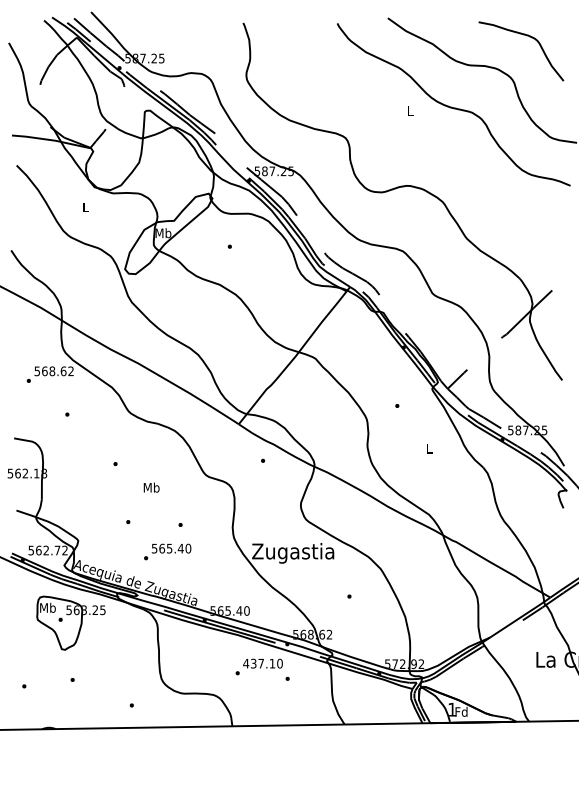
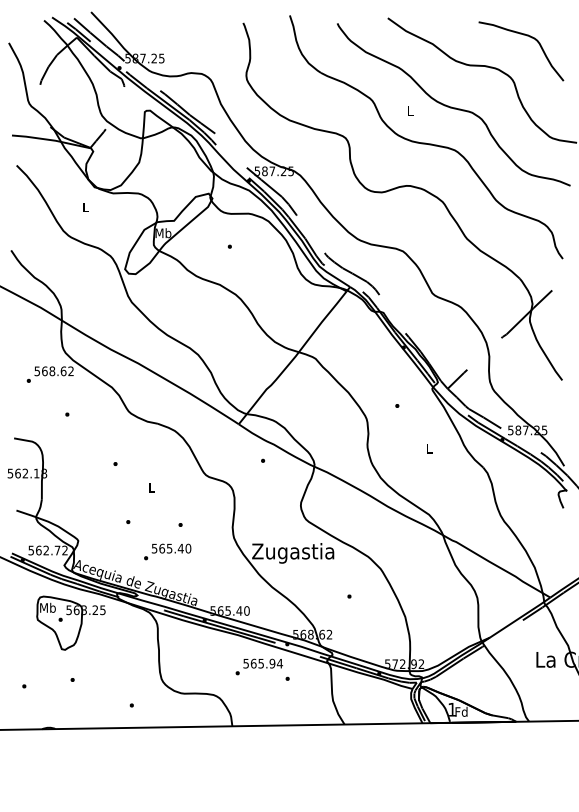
part: none -> present (426, 137)
text: Mb -> L (151, 487)
text: 437.10 -> 565.94 (263, 663)
